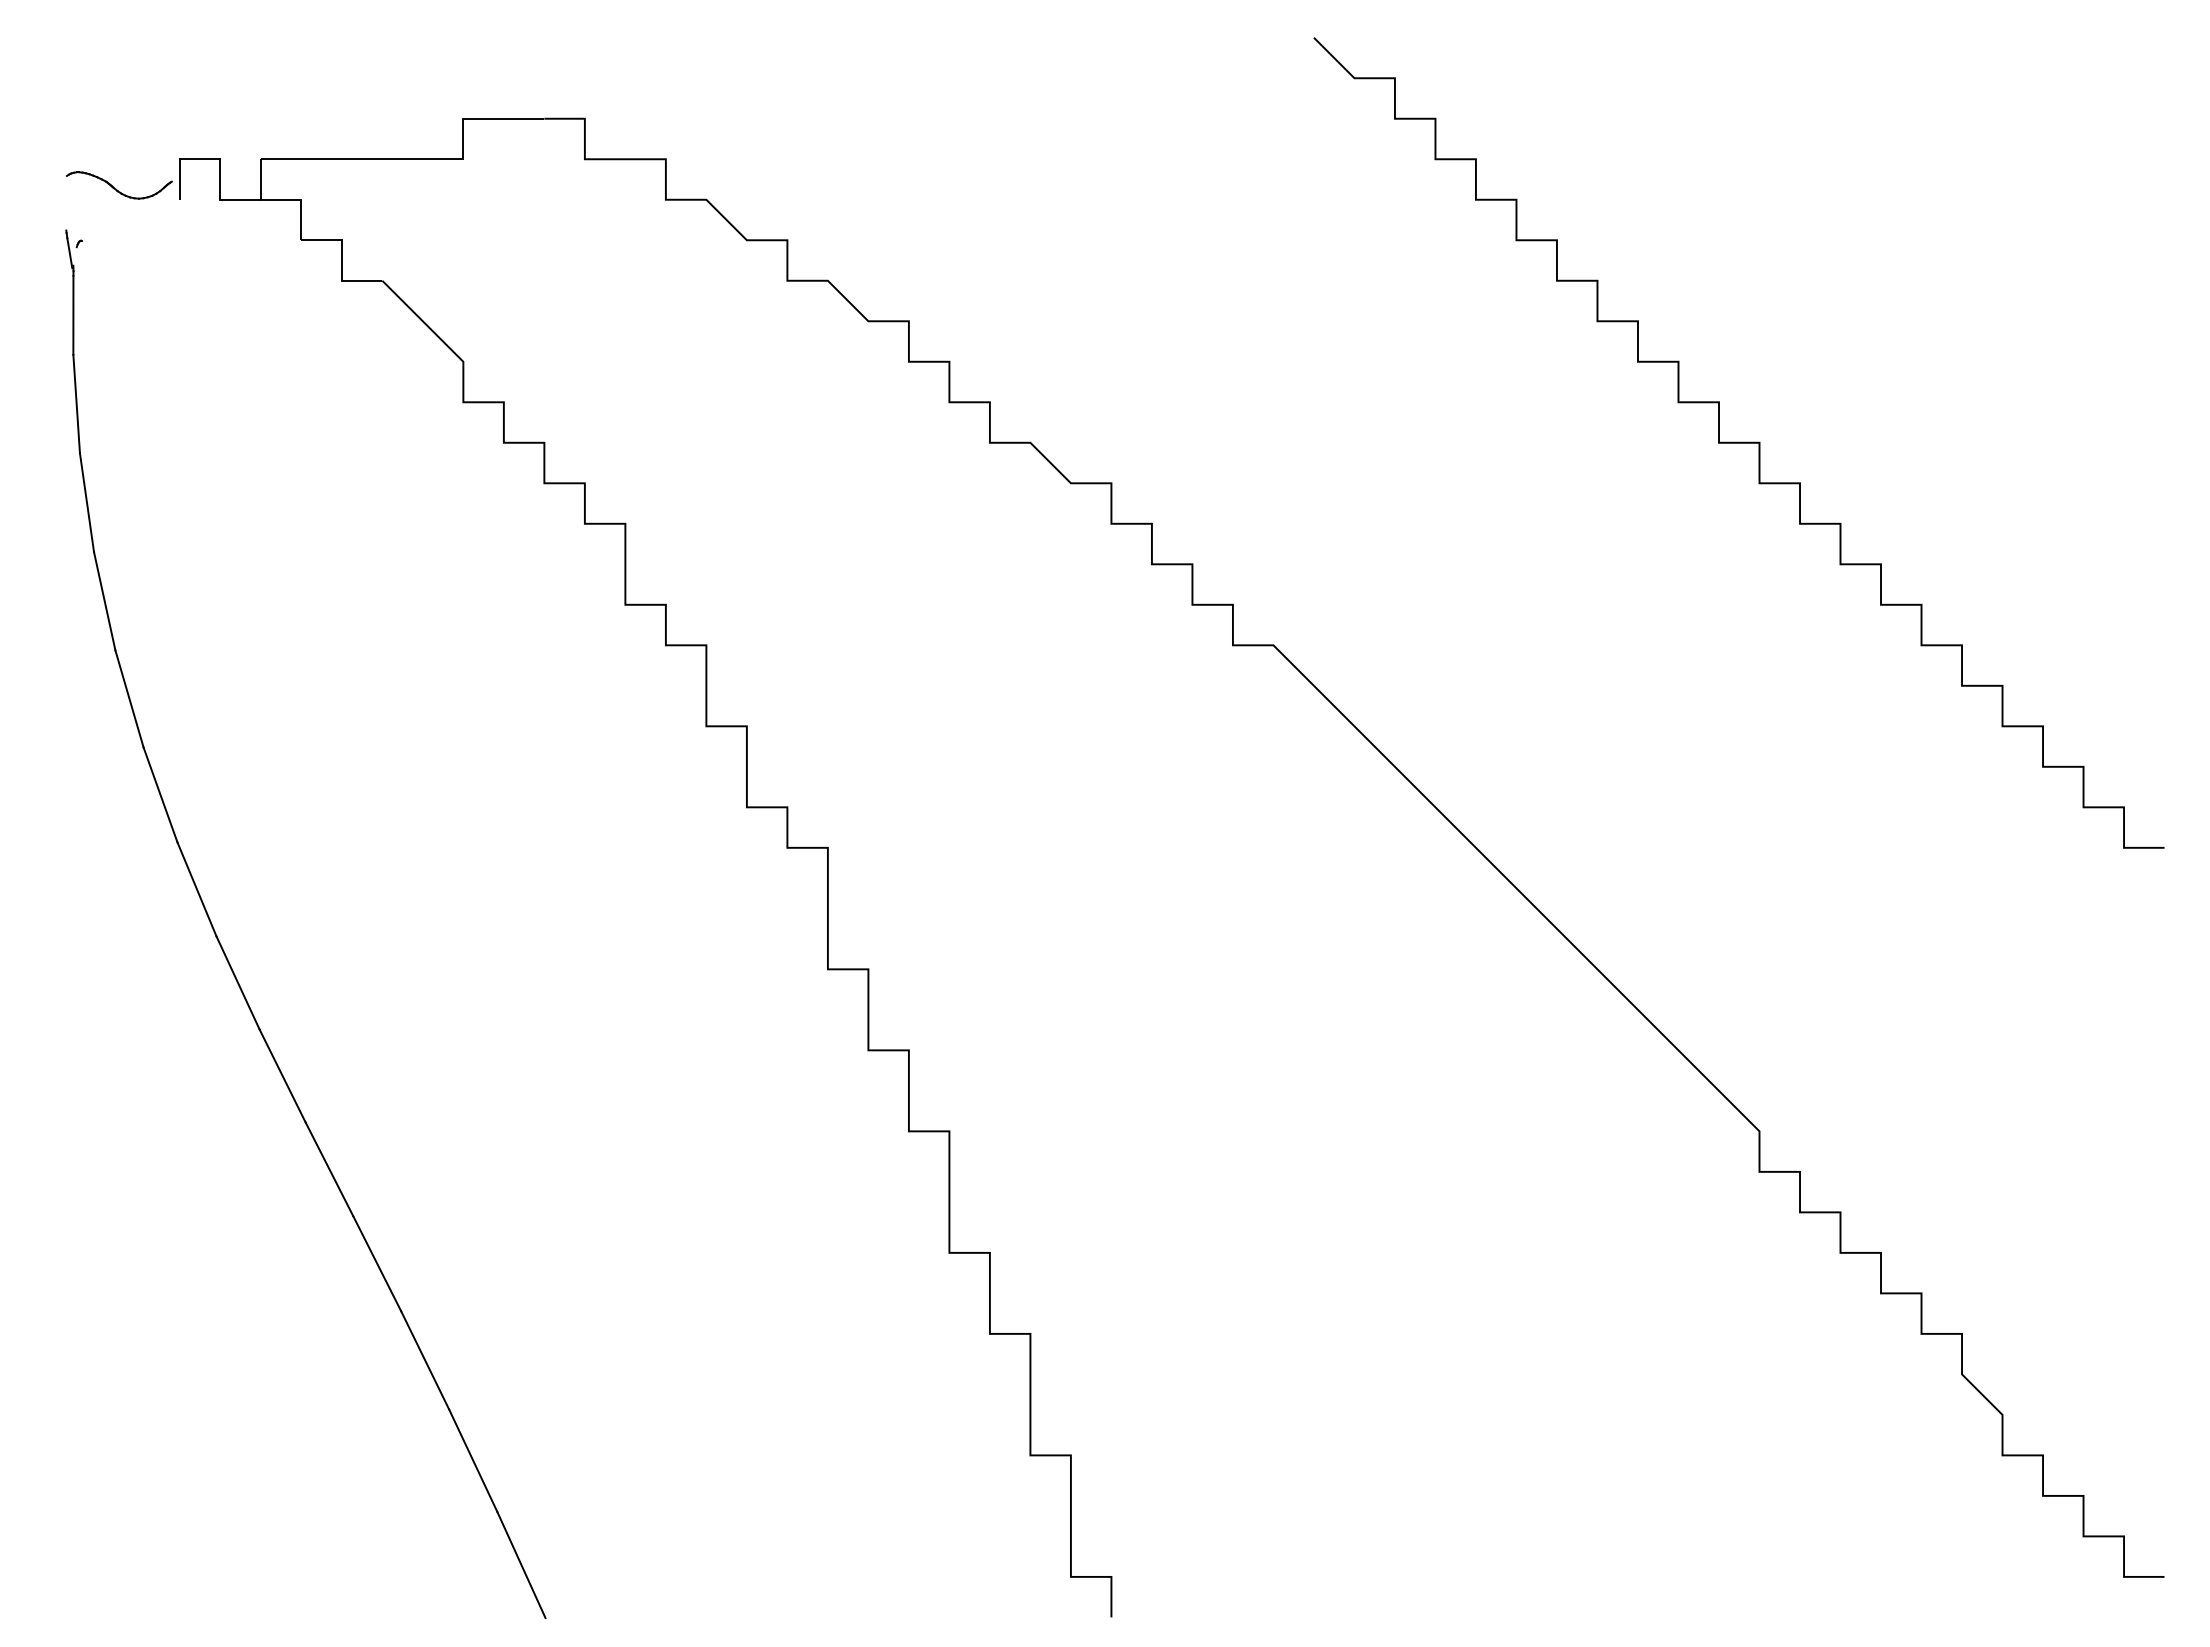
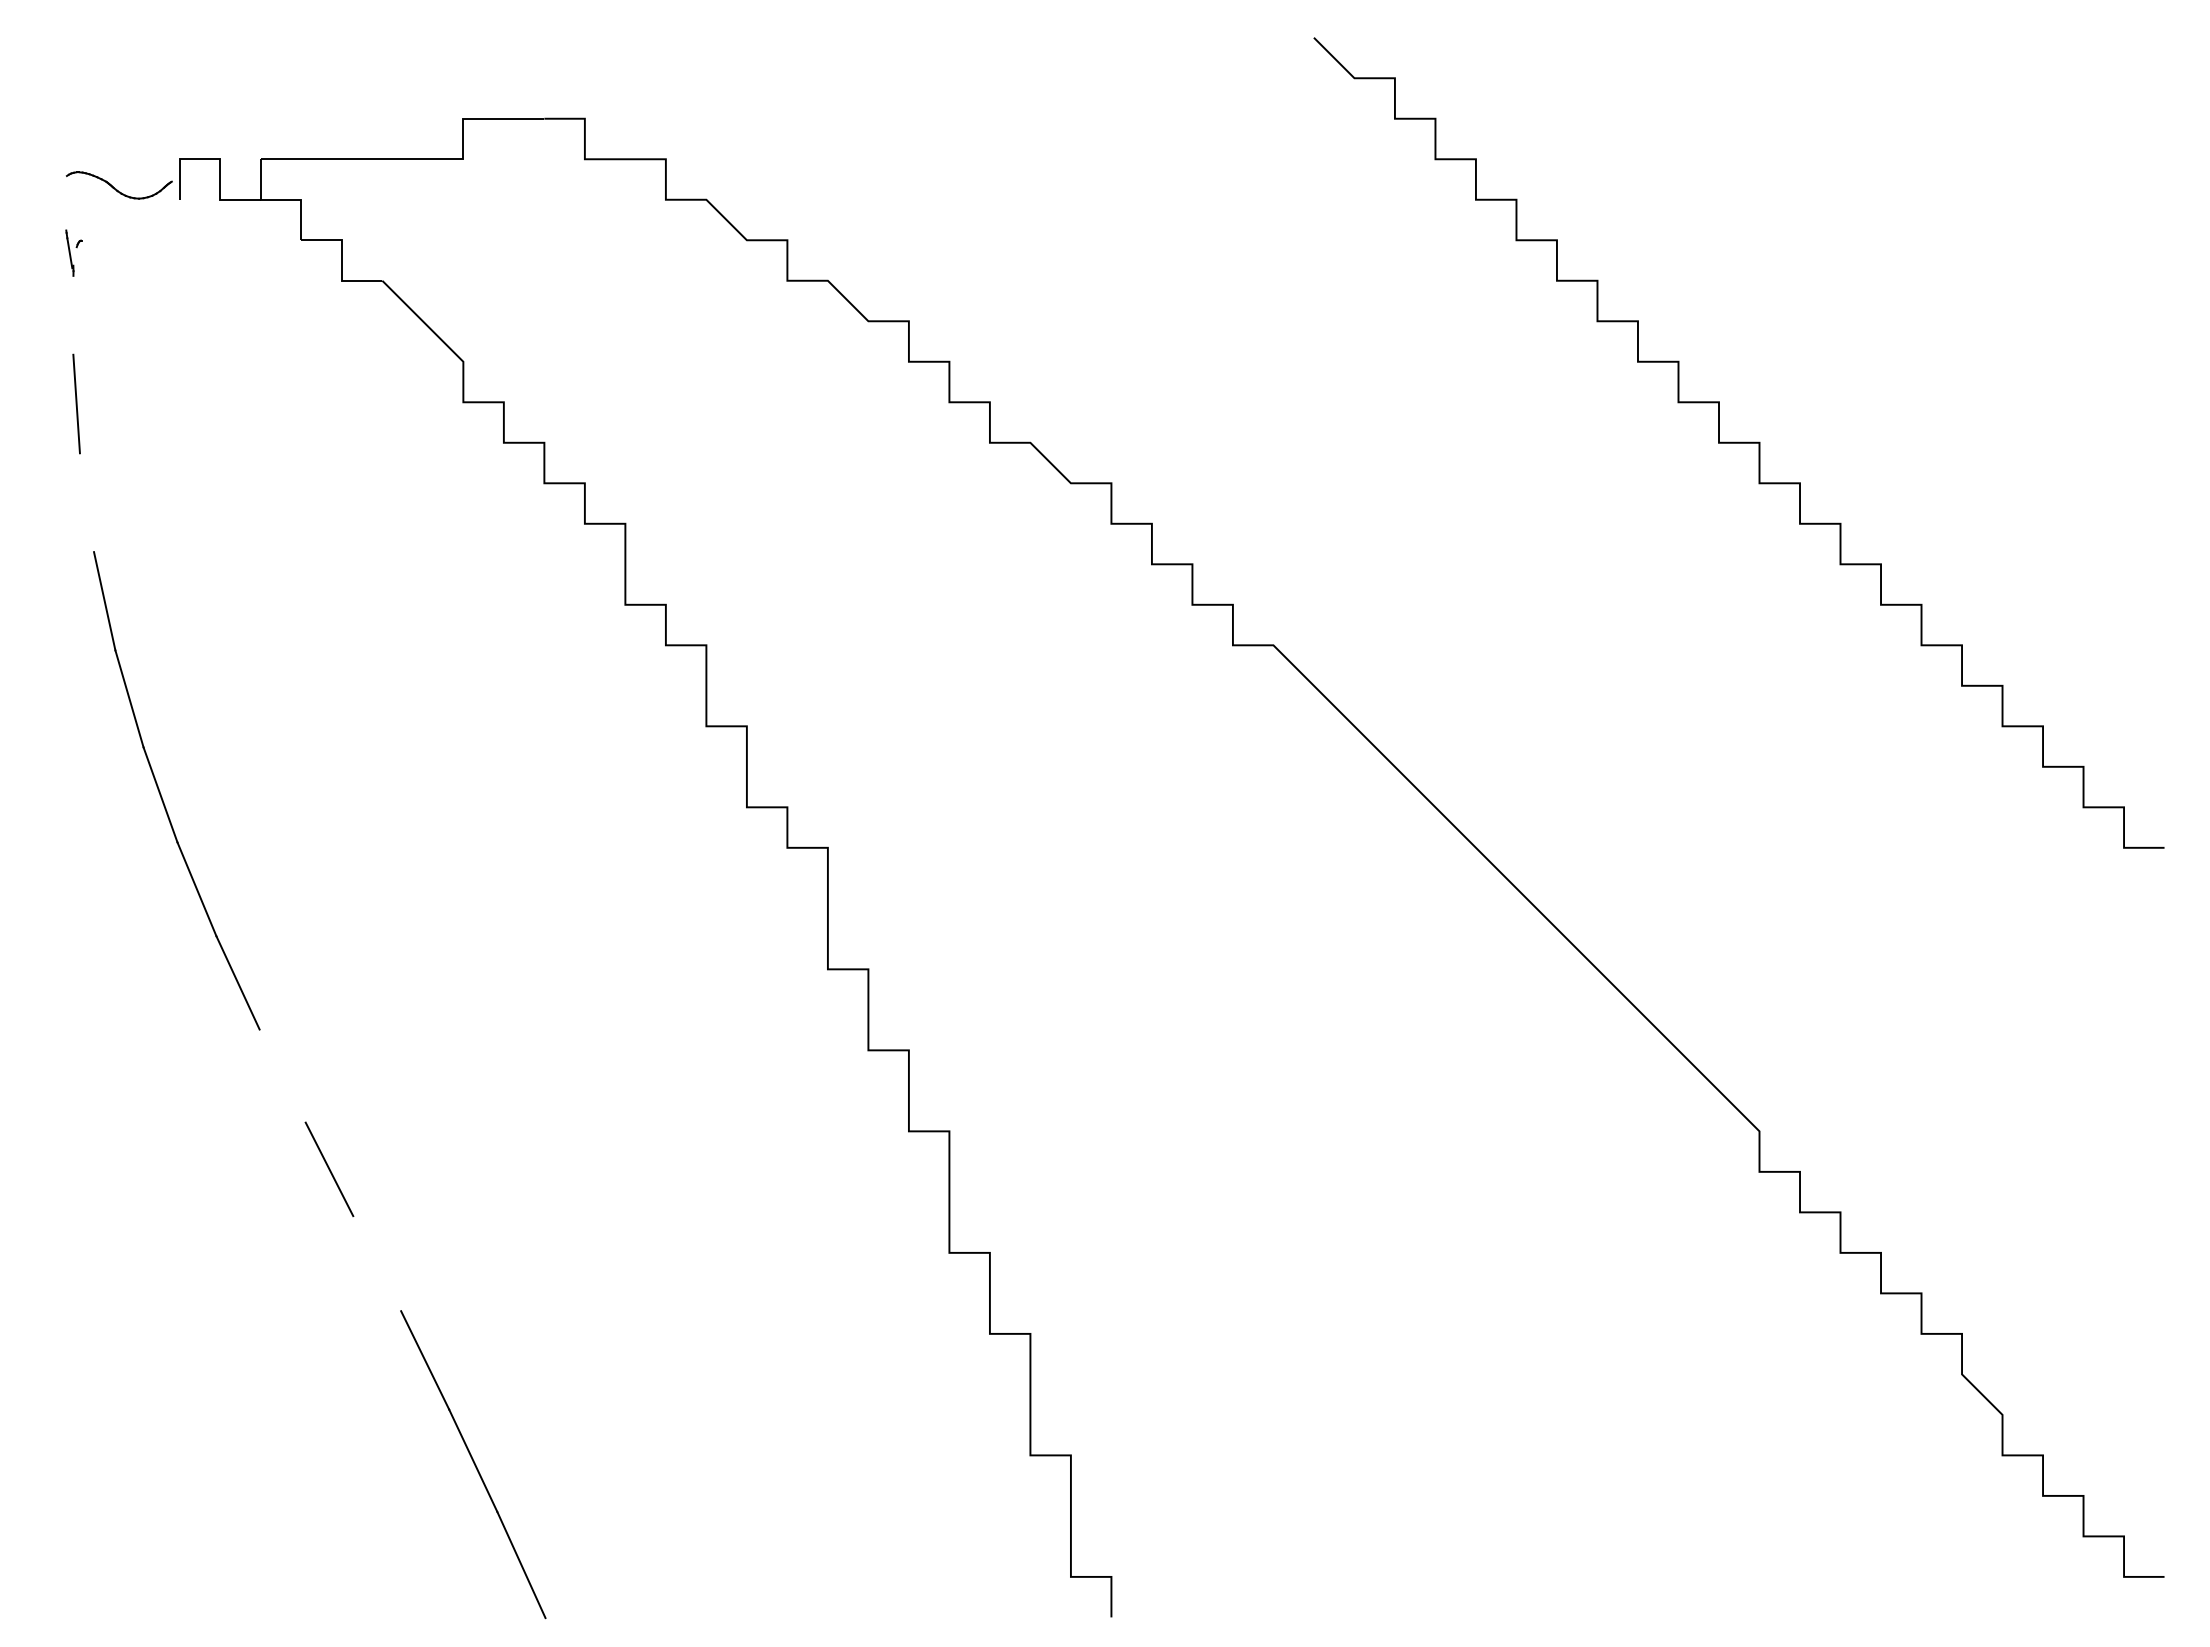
line: present -> none (73, 314)
line: present -> none (86, 502)
line: present -> none (282, 1075)
line: present -> none (377, 1263)
